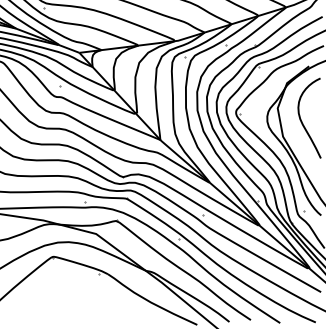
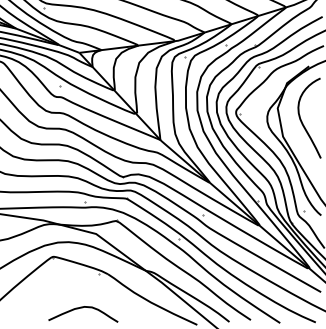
curve: none -> present (82, 308)
